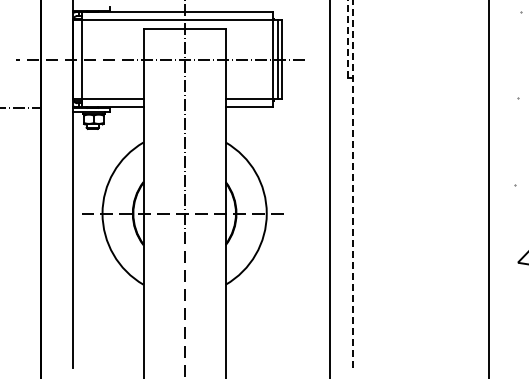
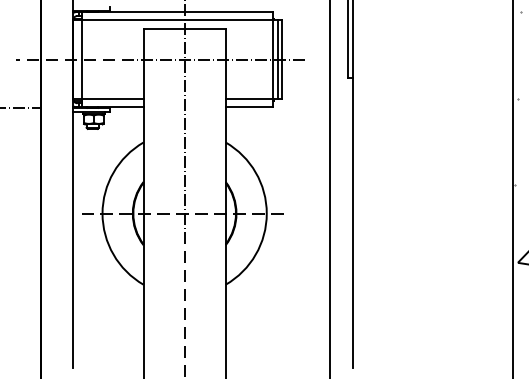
line: dashed -> solid (347, 39)
line: dashed -> solid (353, 183)
line position: (489, 188) -> (513, 188) (513, 188)
